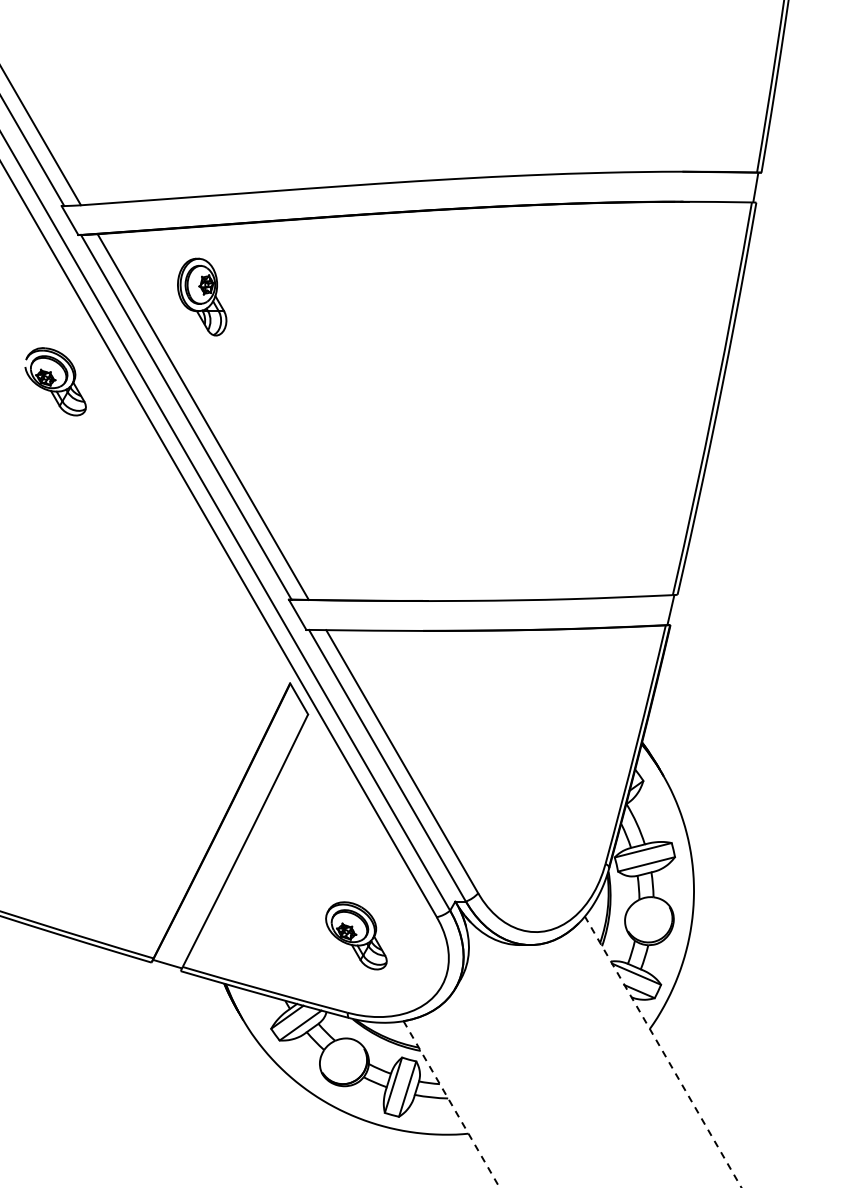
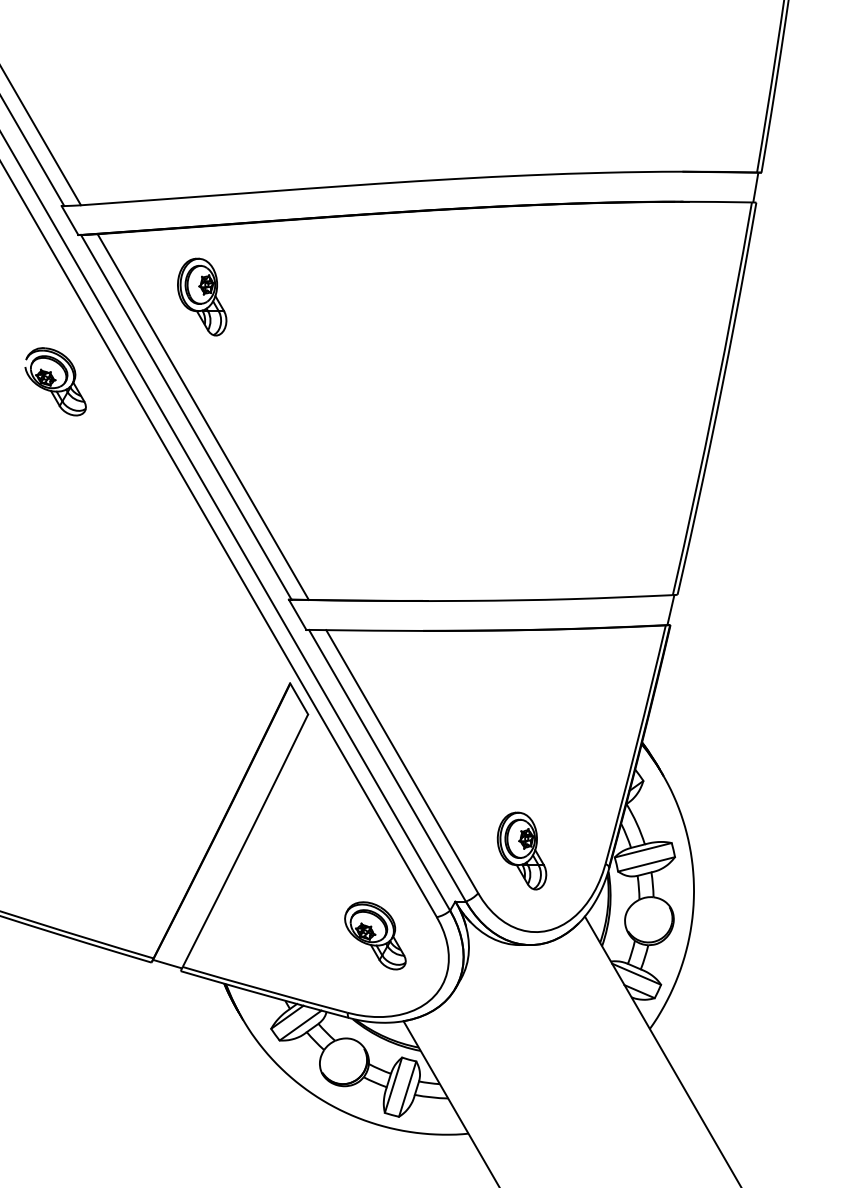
part: none -> present (521, 850)
part position: (356, 935) -> (375, 935) (375, 935)
line: dashed -> solid (662, 1051)
line: dashed -> solid (451, 1104)
